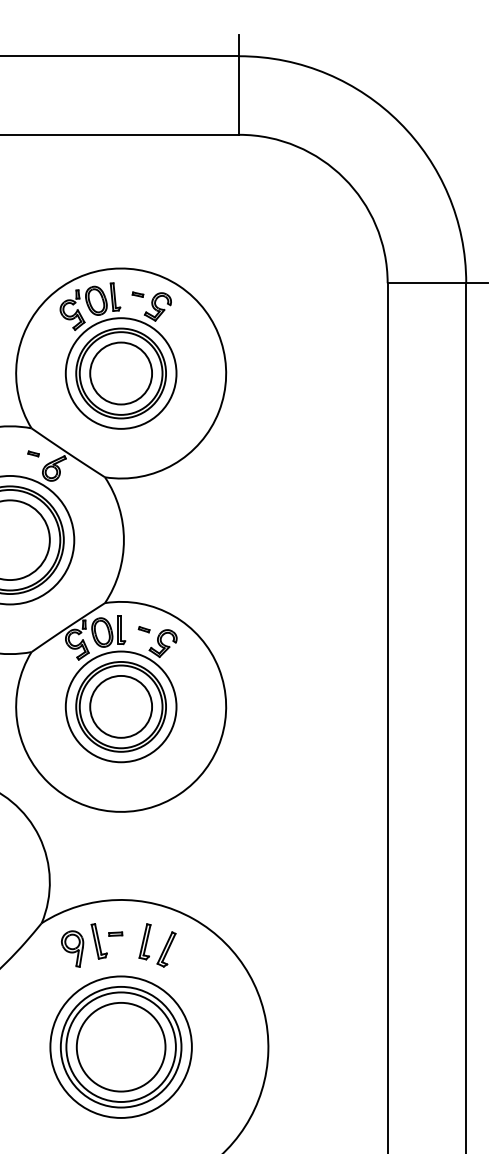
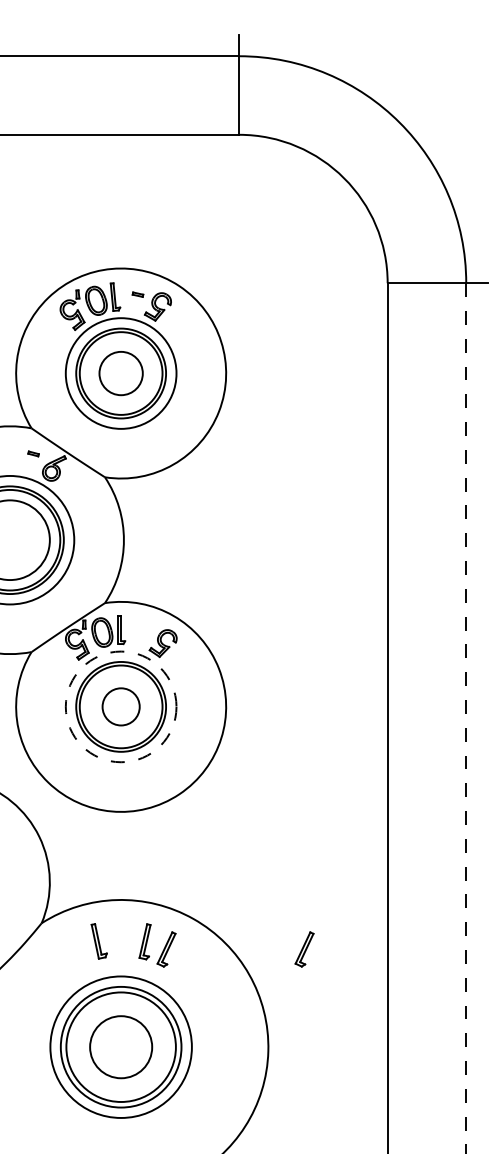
circle diameter: 62 px -> 43 px (120, 373)
part: present -> none (143, 629)
circle: solid -> dashed (120, 706)
circle diameter: 62 px -> 37 px (120, 706)
line: solid -> dashed (466, 718)
part: present -> none (115, 933)
part: present -> none (72, 948)
part: none -> present (304, 949)
circle diameter: 89 px -> 62 px (121, 1047)
